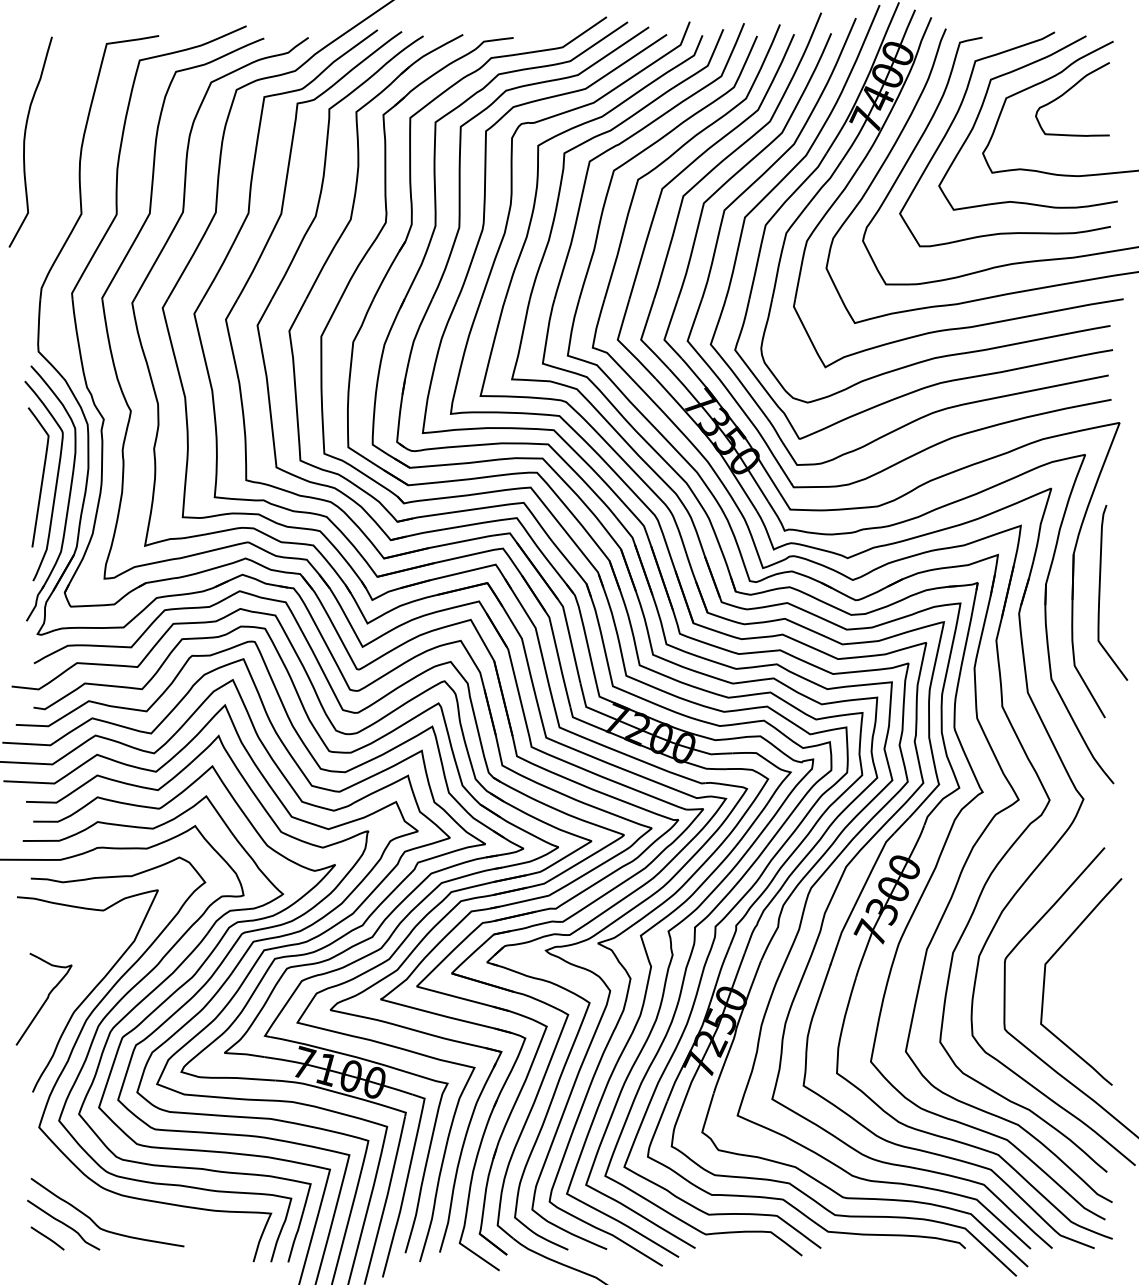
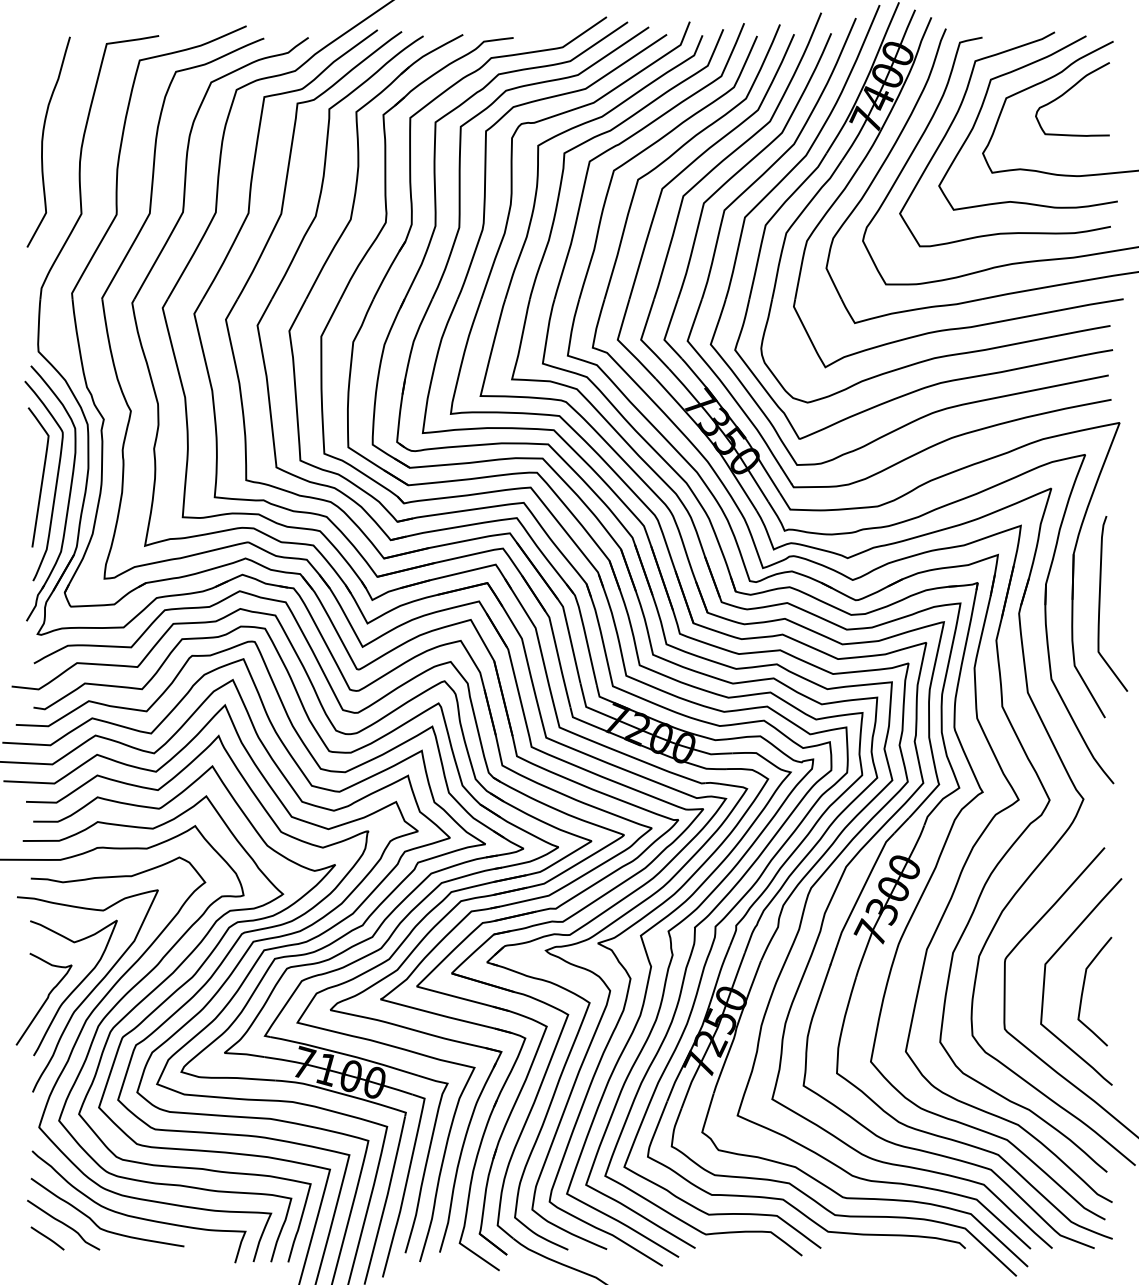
curve position: (25, 141) -> (43, 141) (43, 141)
curve position: (1100, 592) -> (1100, 603) (1100, 603)
curve: none -> present (1084, 987)
curve: none -> present (74, 988)
curve: none -> present (137, 1216)
